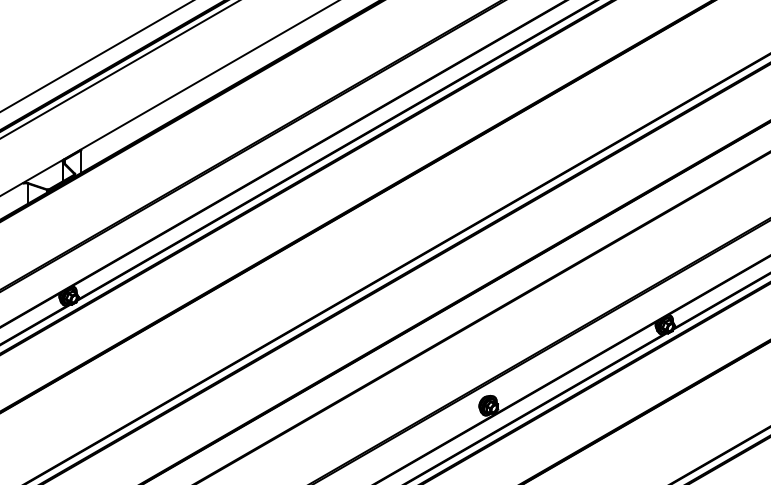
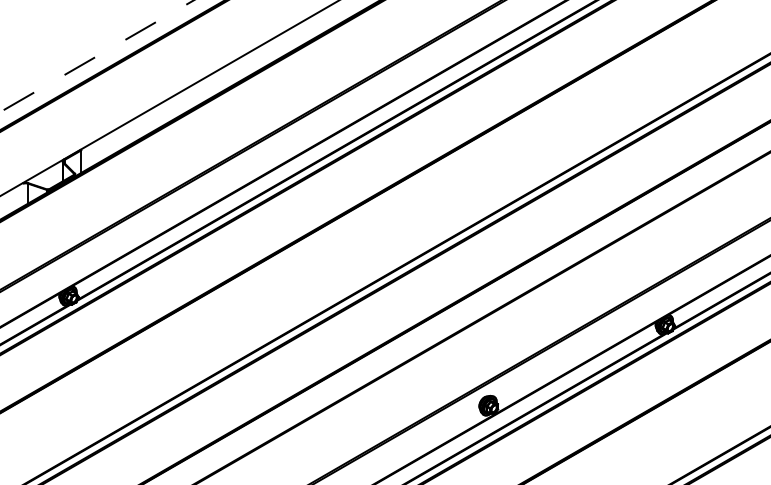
line: solid -> dashed (97, 56)
line: present -> none (119, 69)
